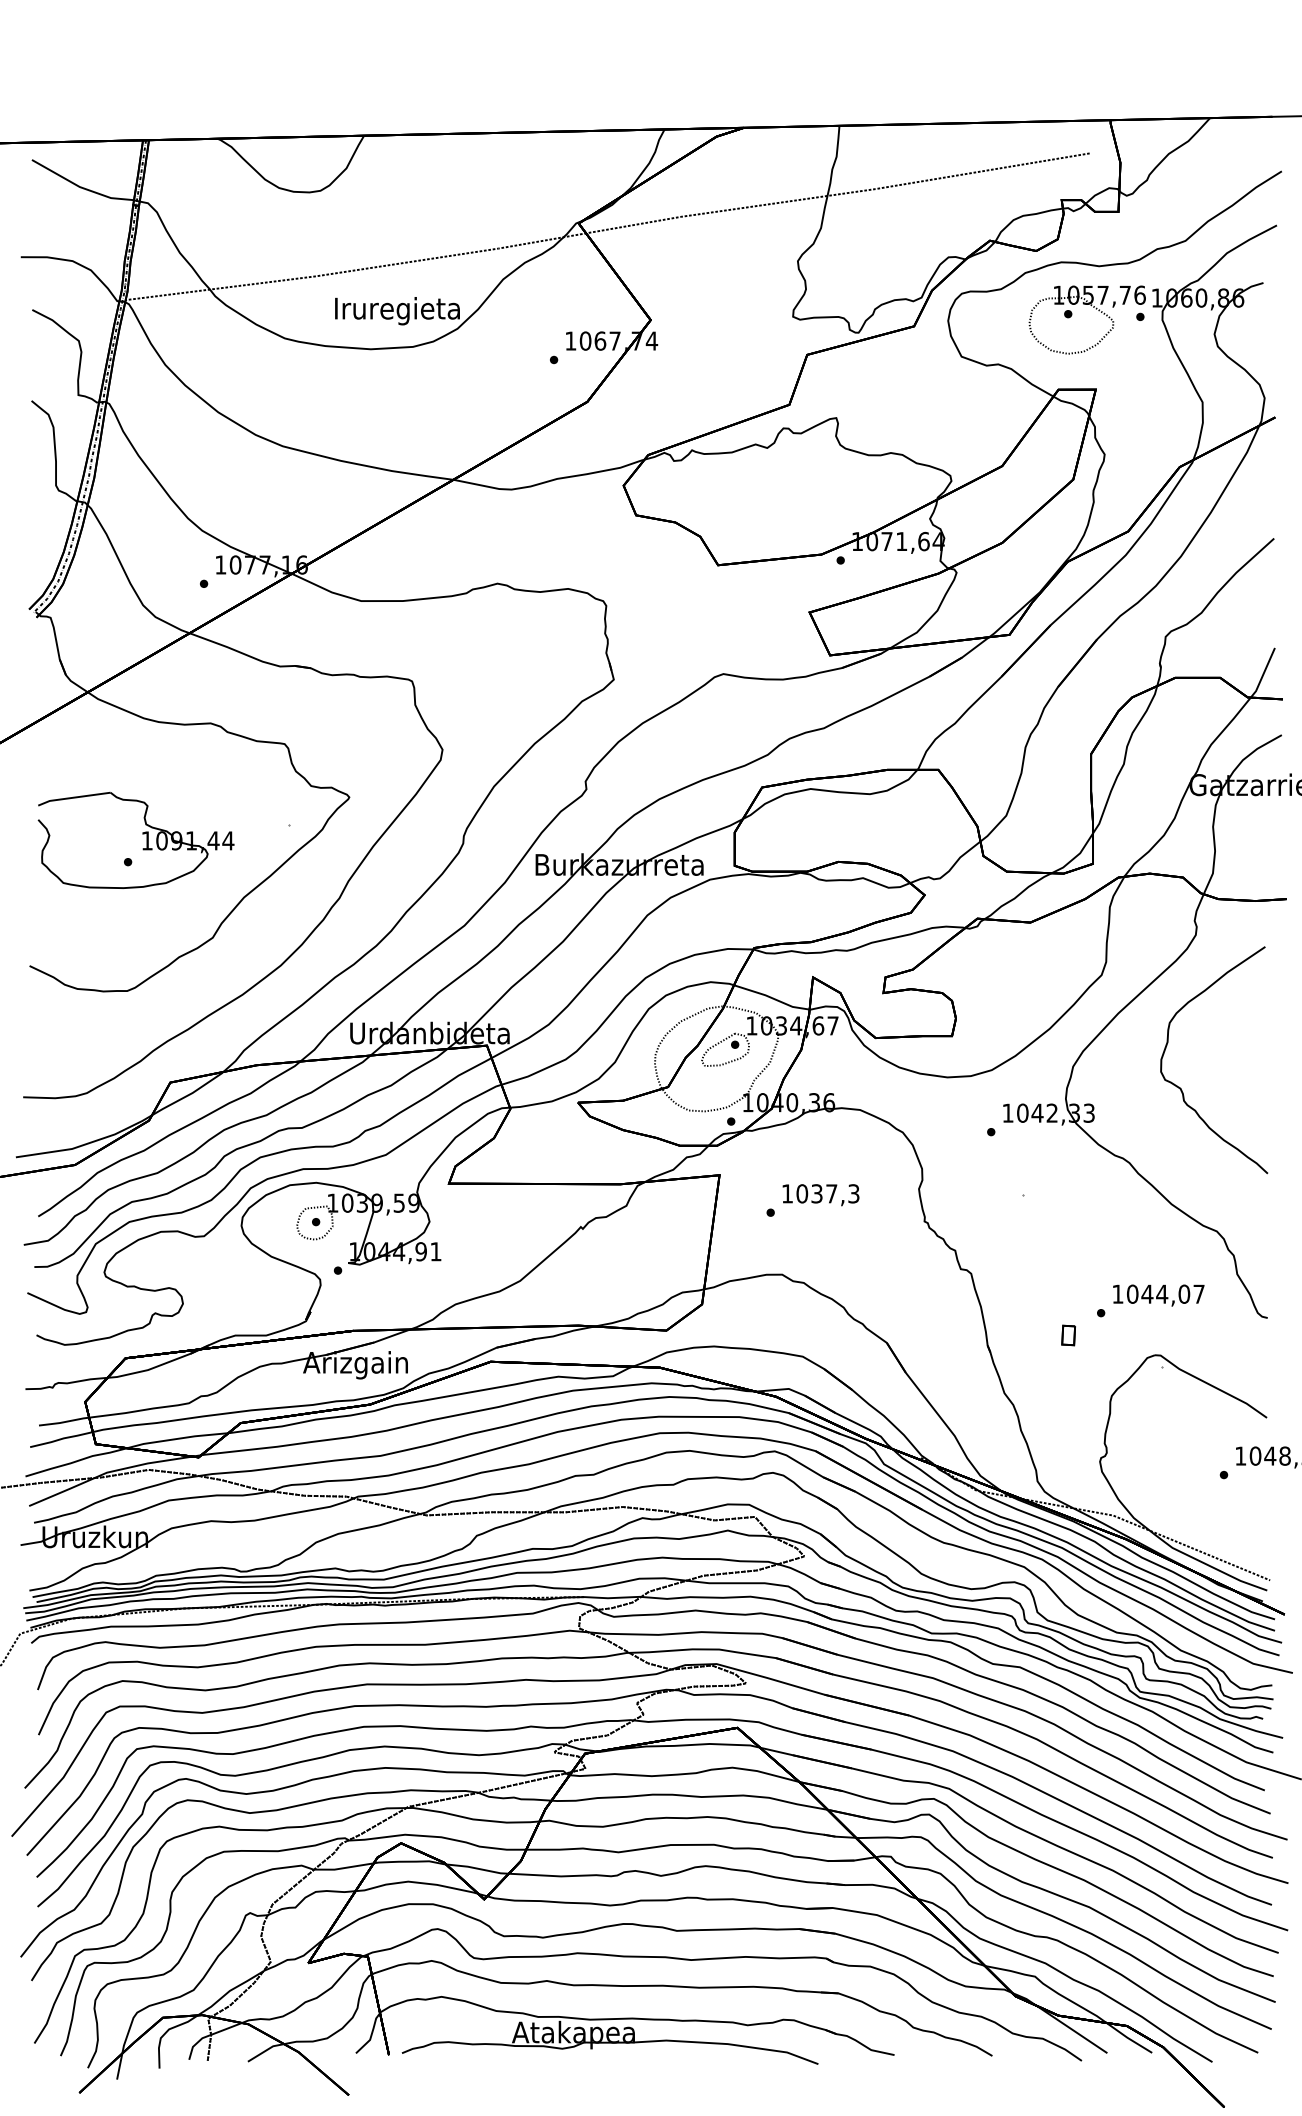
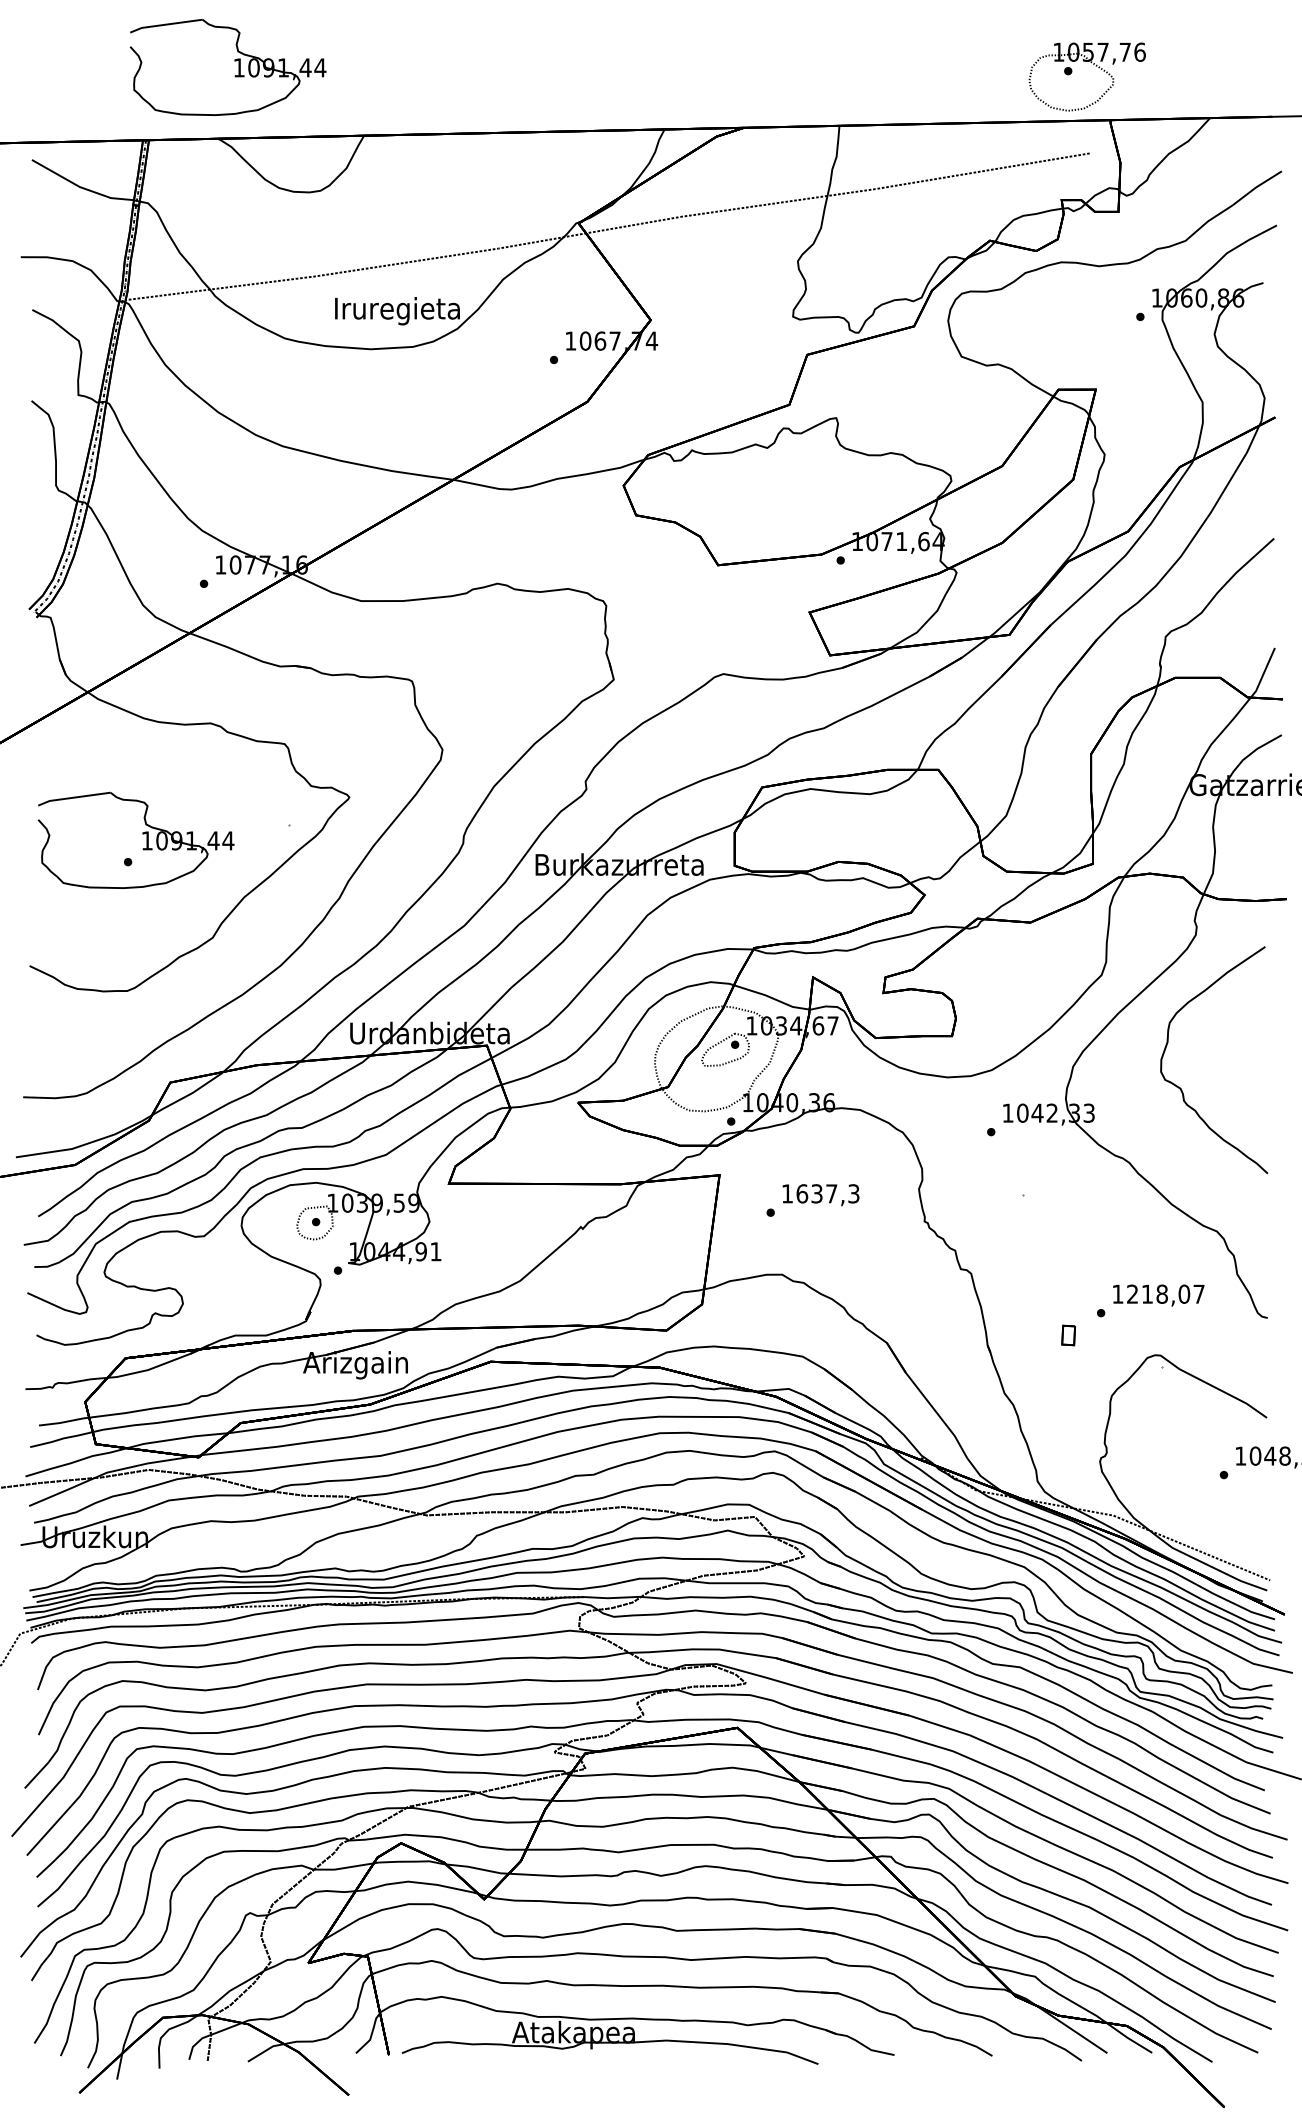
part: none -> present (234, 61)
part position: (1093, 307) -> (1093, 64) (1093, 64)
text: 1037,3 -> 1637,3 (802, 1193)
text: 1044,07 -> 1218,07 (1147, 1293)
